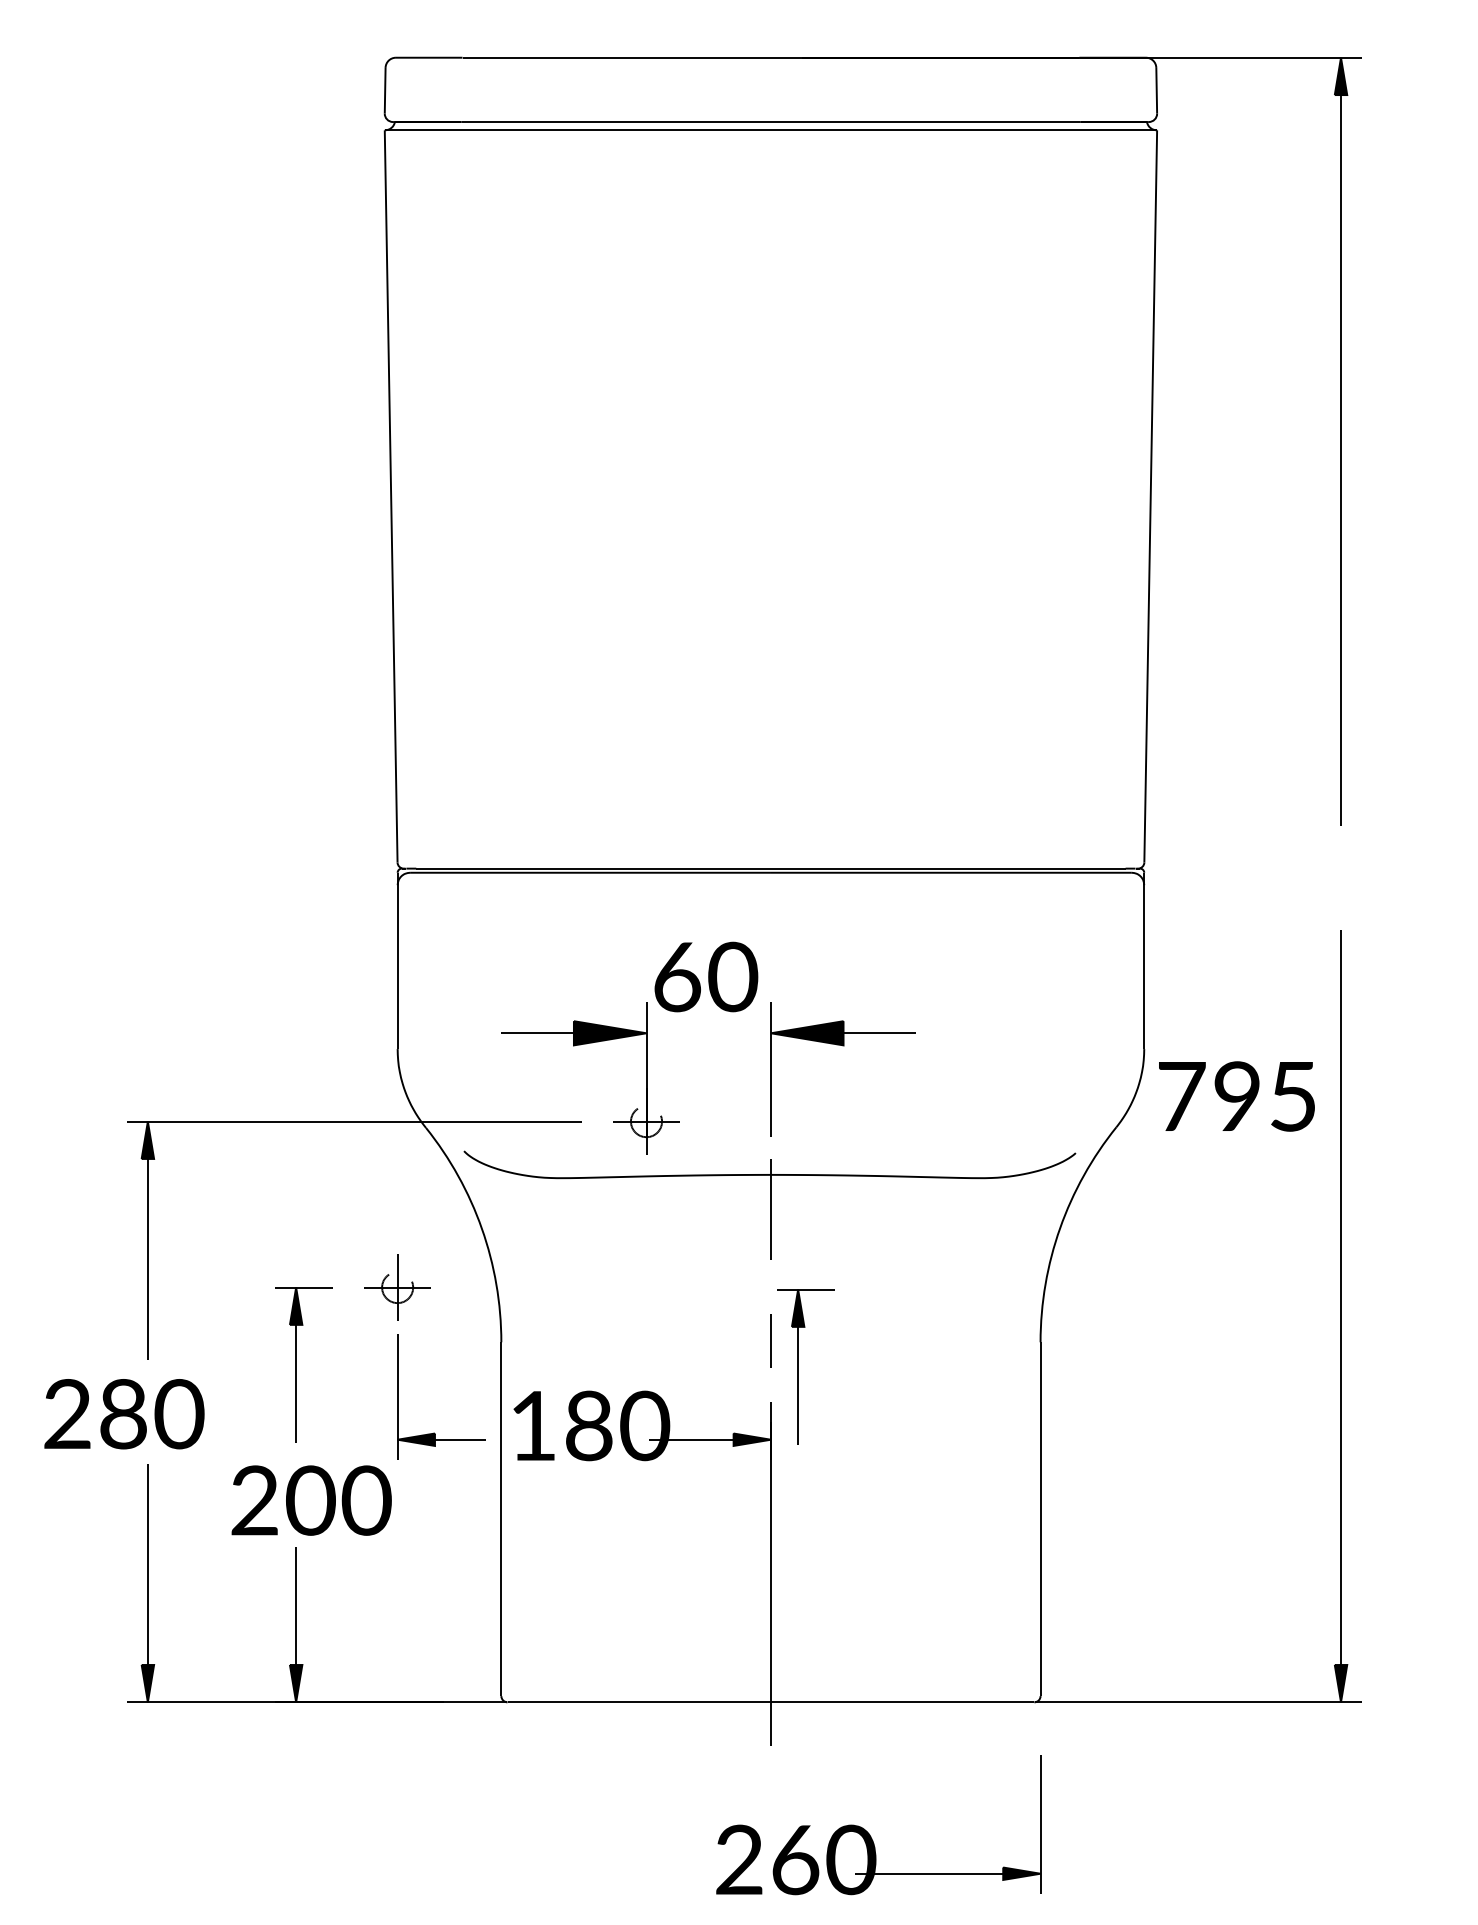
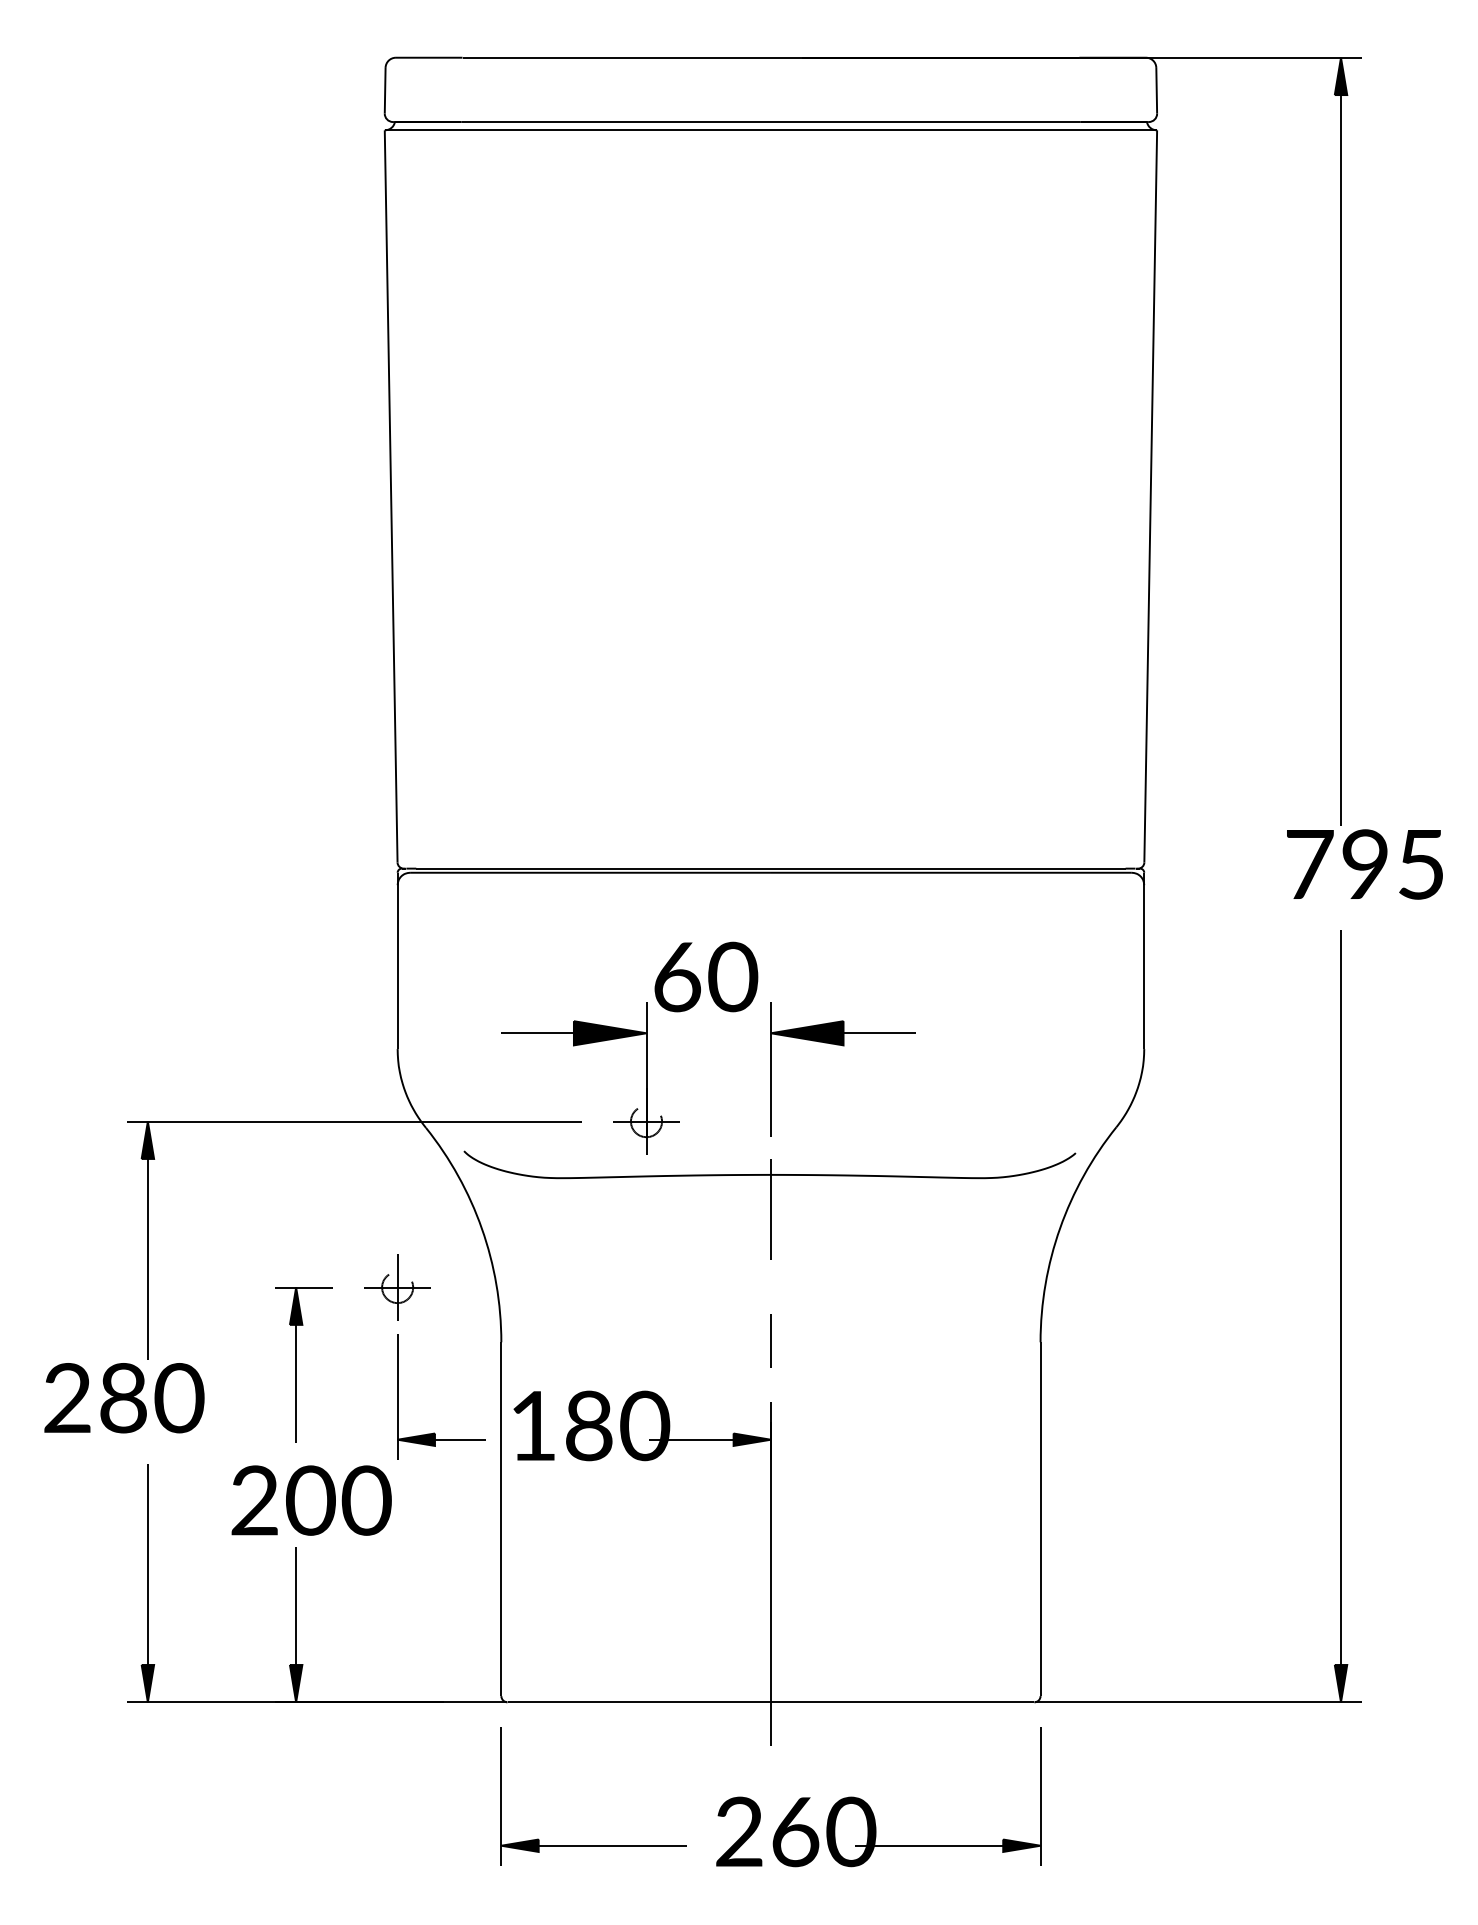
text position: (1236, 1096) -> (1364, 864) (1364, 864)
part: present -> none (798, 1366)
text position: (124, 1414) -> (124, 1398) (124, 1398)
part position: (869, 1833) -> (869, 1805) (869, 1805)
part: none -> present (593, 1845)
